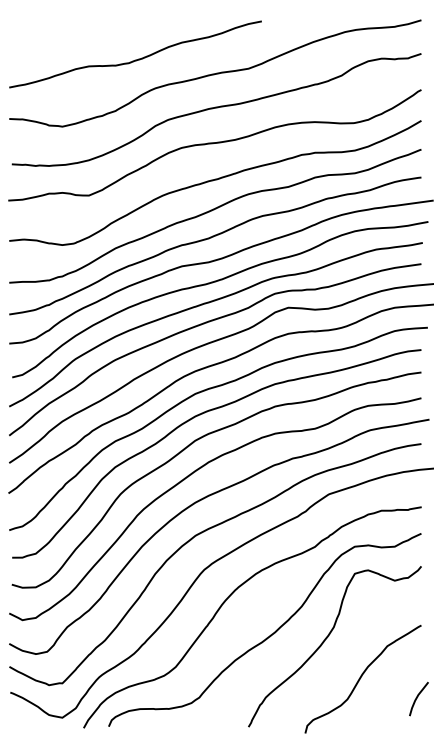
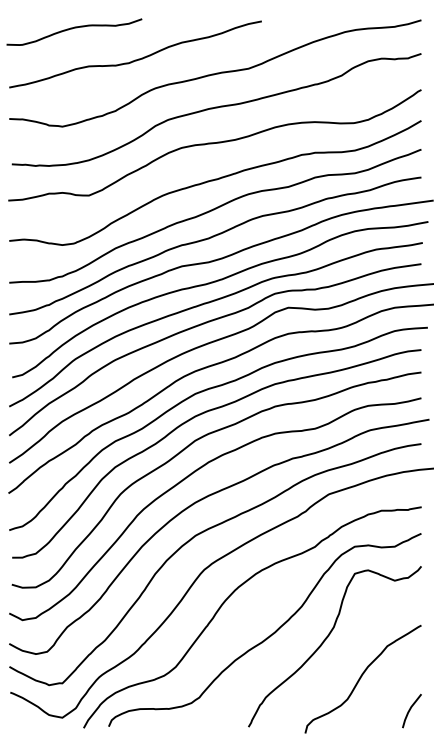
curve: none -> present (72, 29)
curve position: (417, 698) -> (410, 710) (410, 710)
